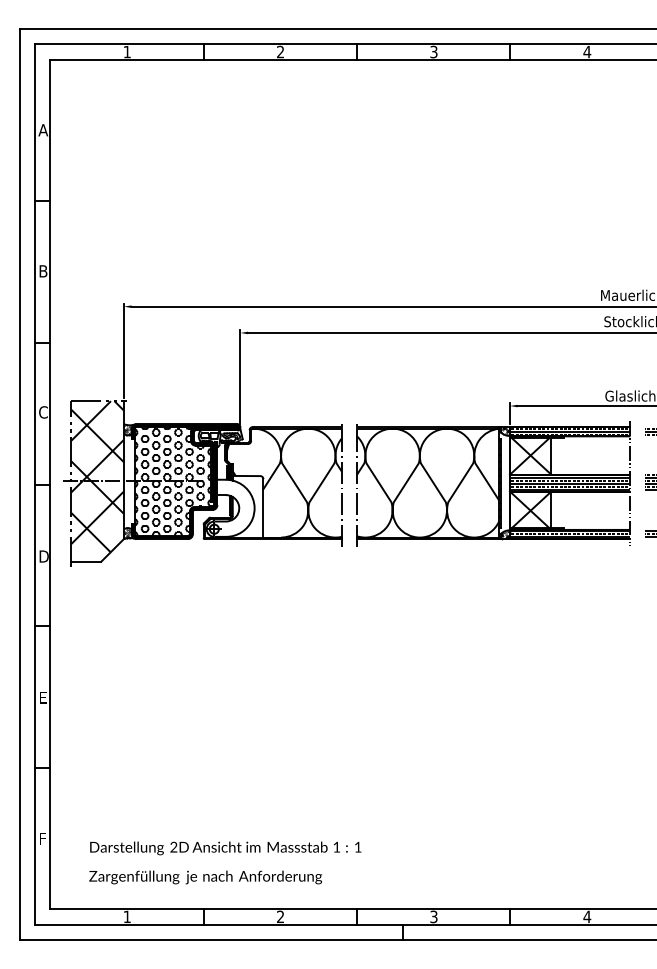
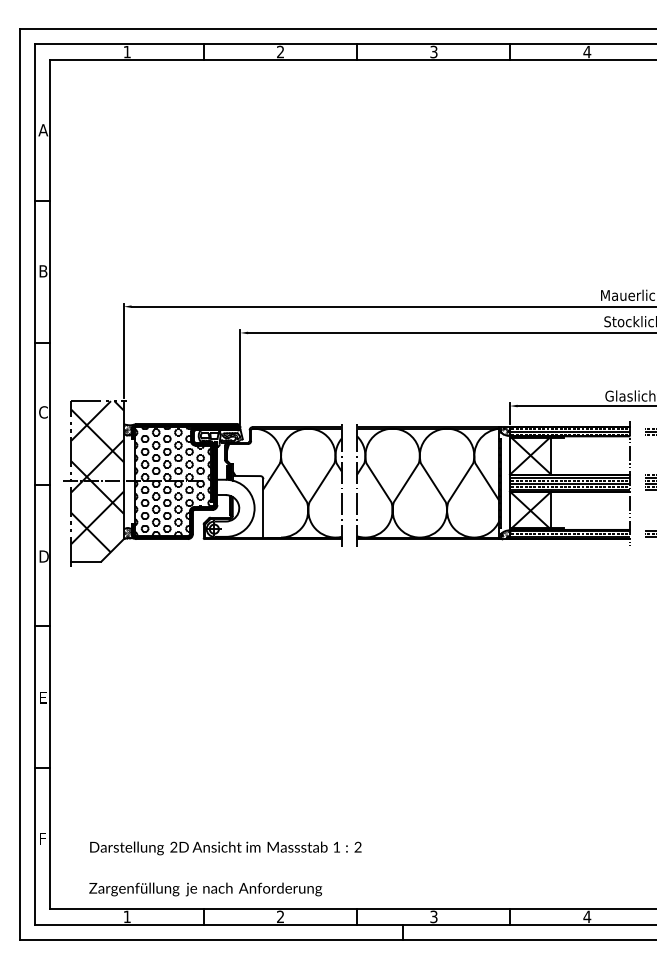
text: 1 -> 2 (357, 846)
text position: (205, 877) -> (205, 889) (205, 889)
